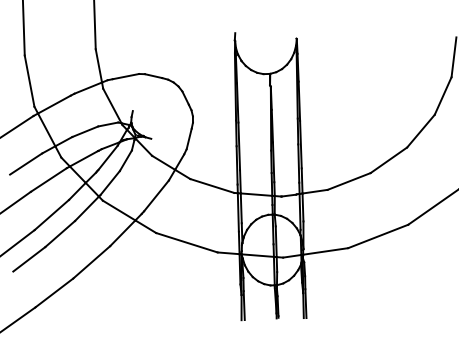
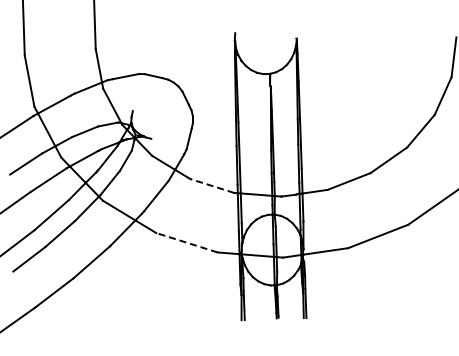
line: solid -> dashed (211, 185)
line: solid -> dashed (186, 242)
